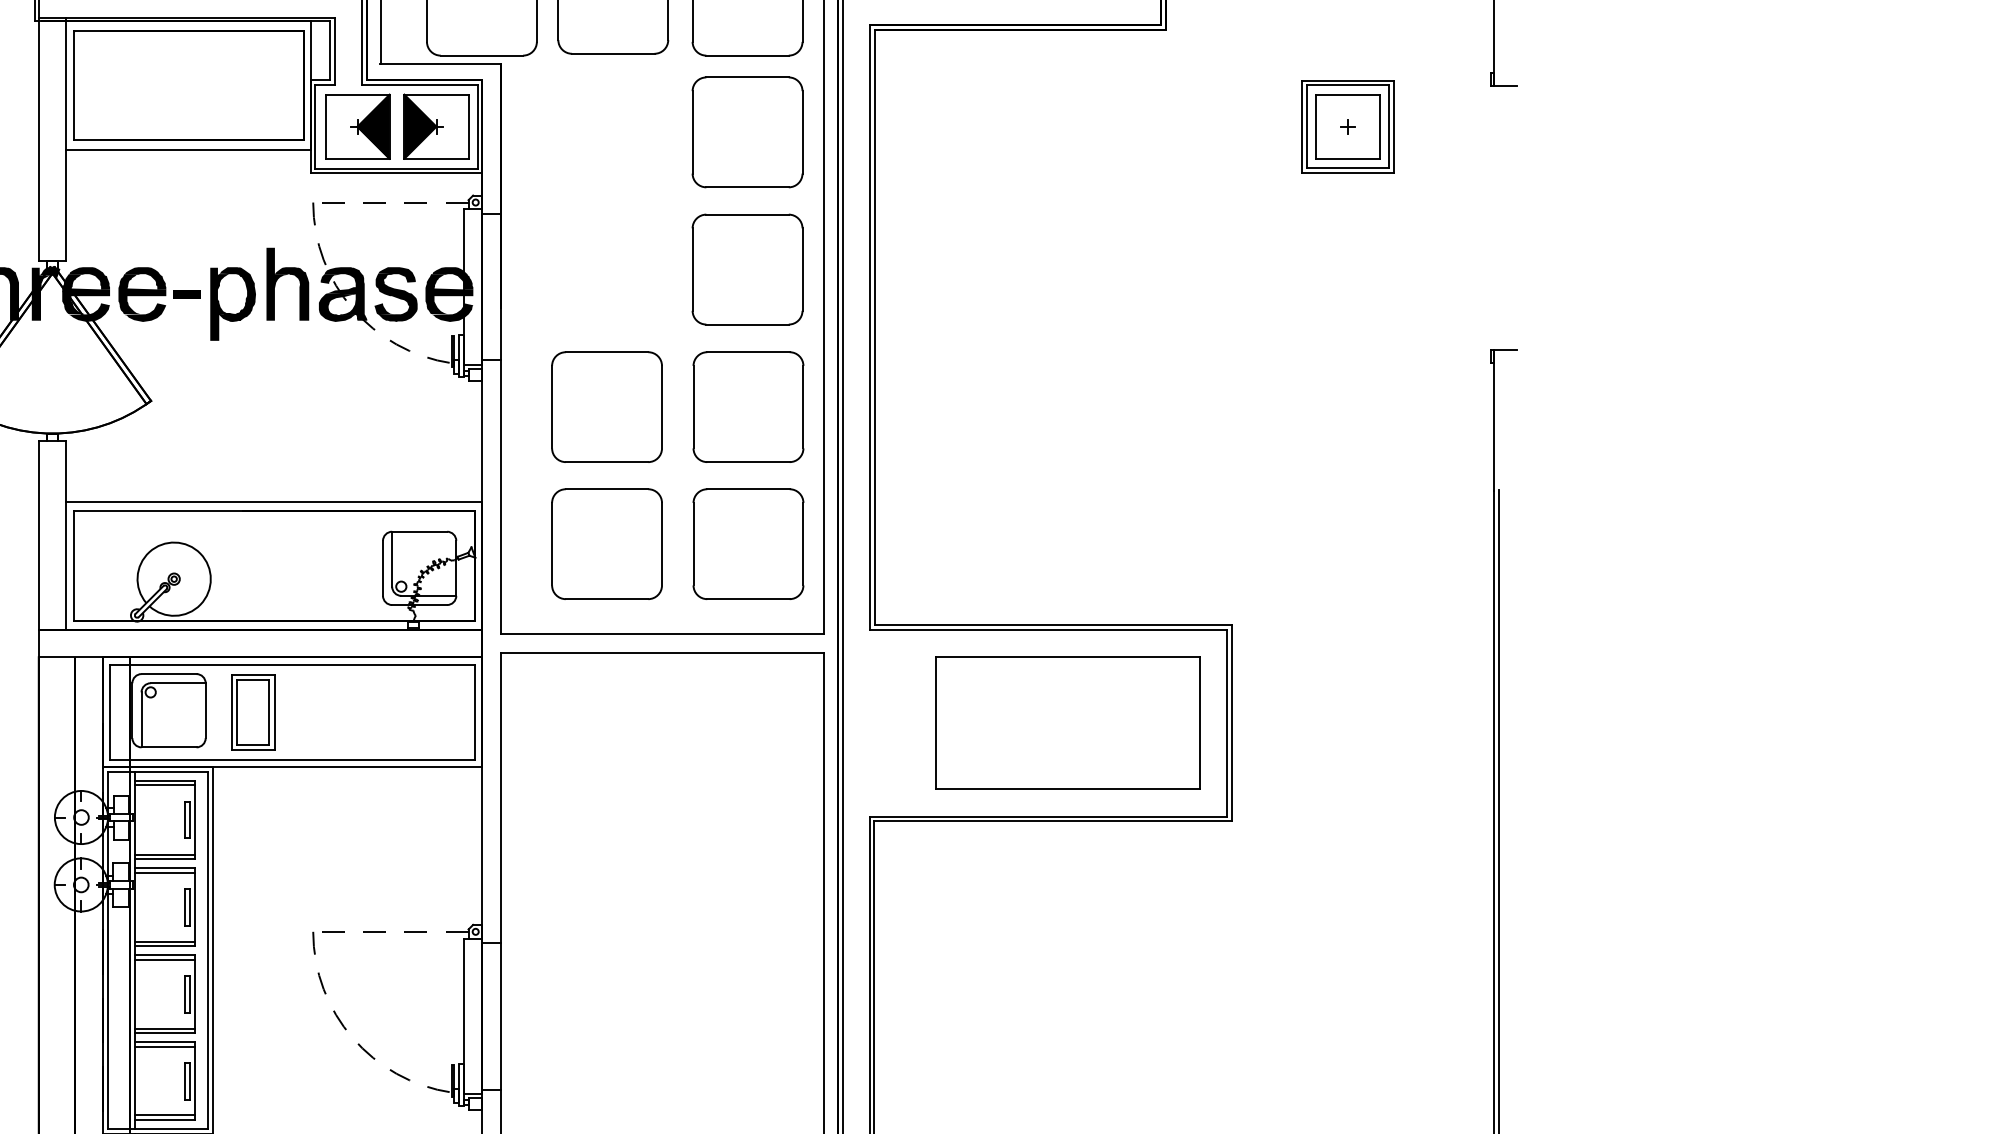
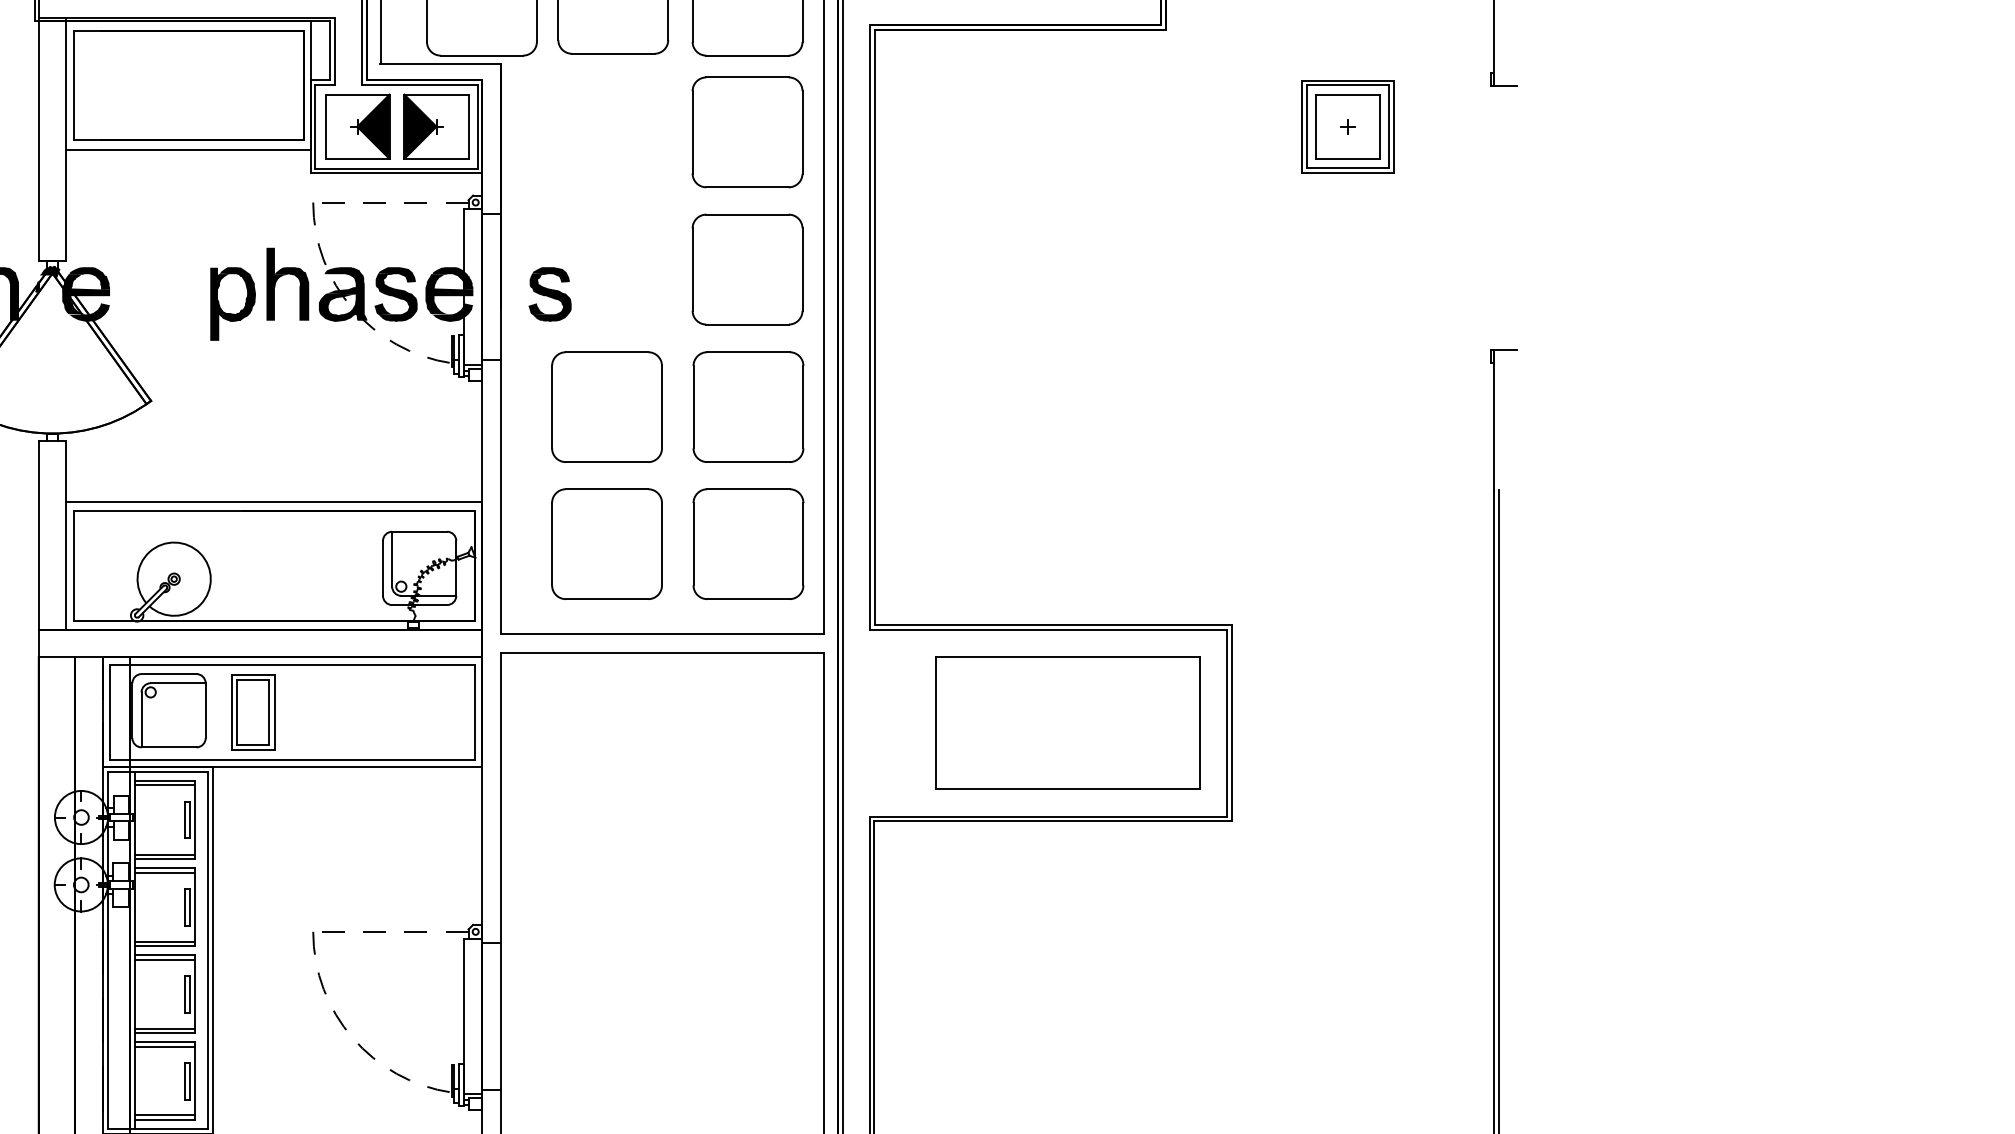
fill: present -> none (330, 278)
fill: present -> none (40, 293)
part: present -> none (159, 294)
part: none -> present (549, 294)
